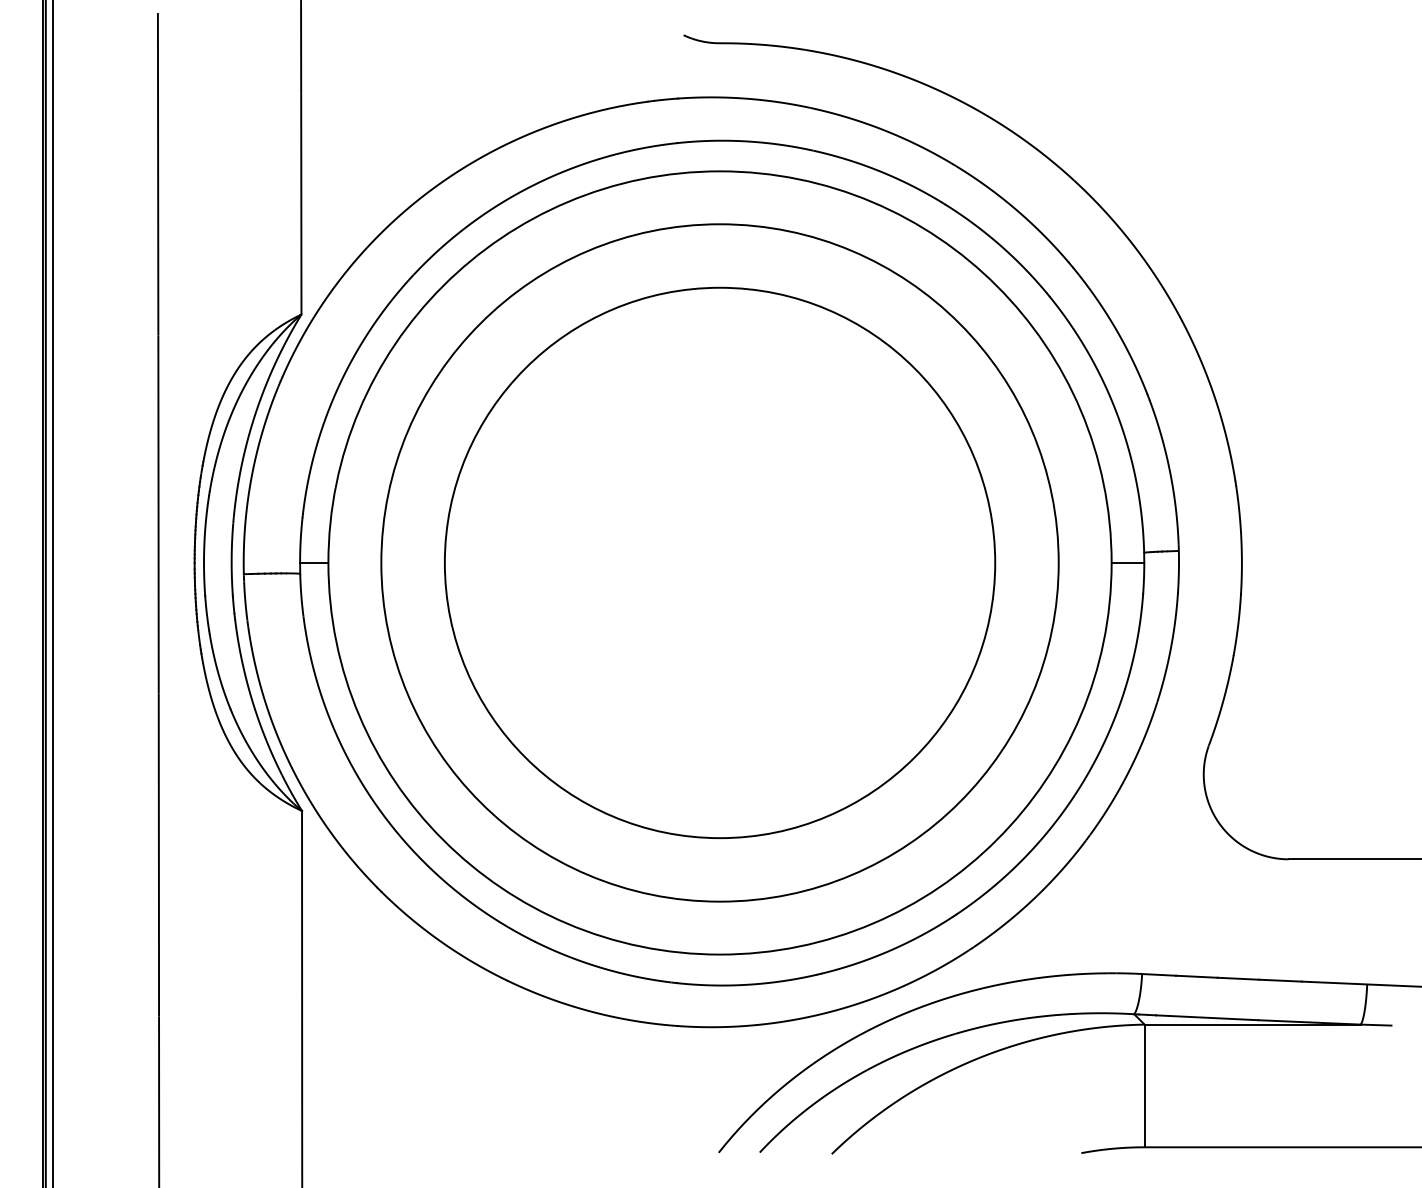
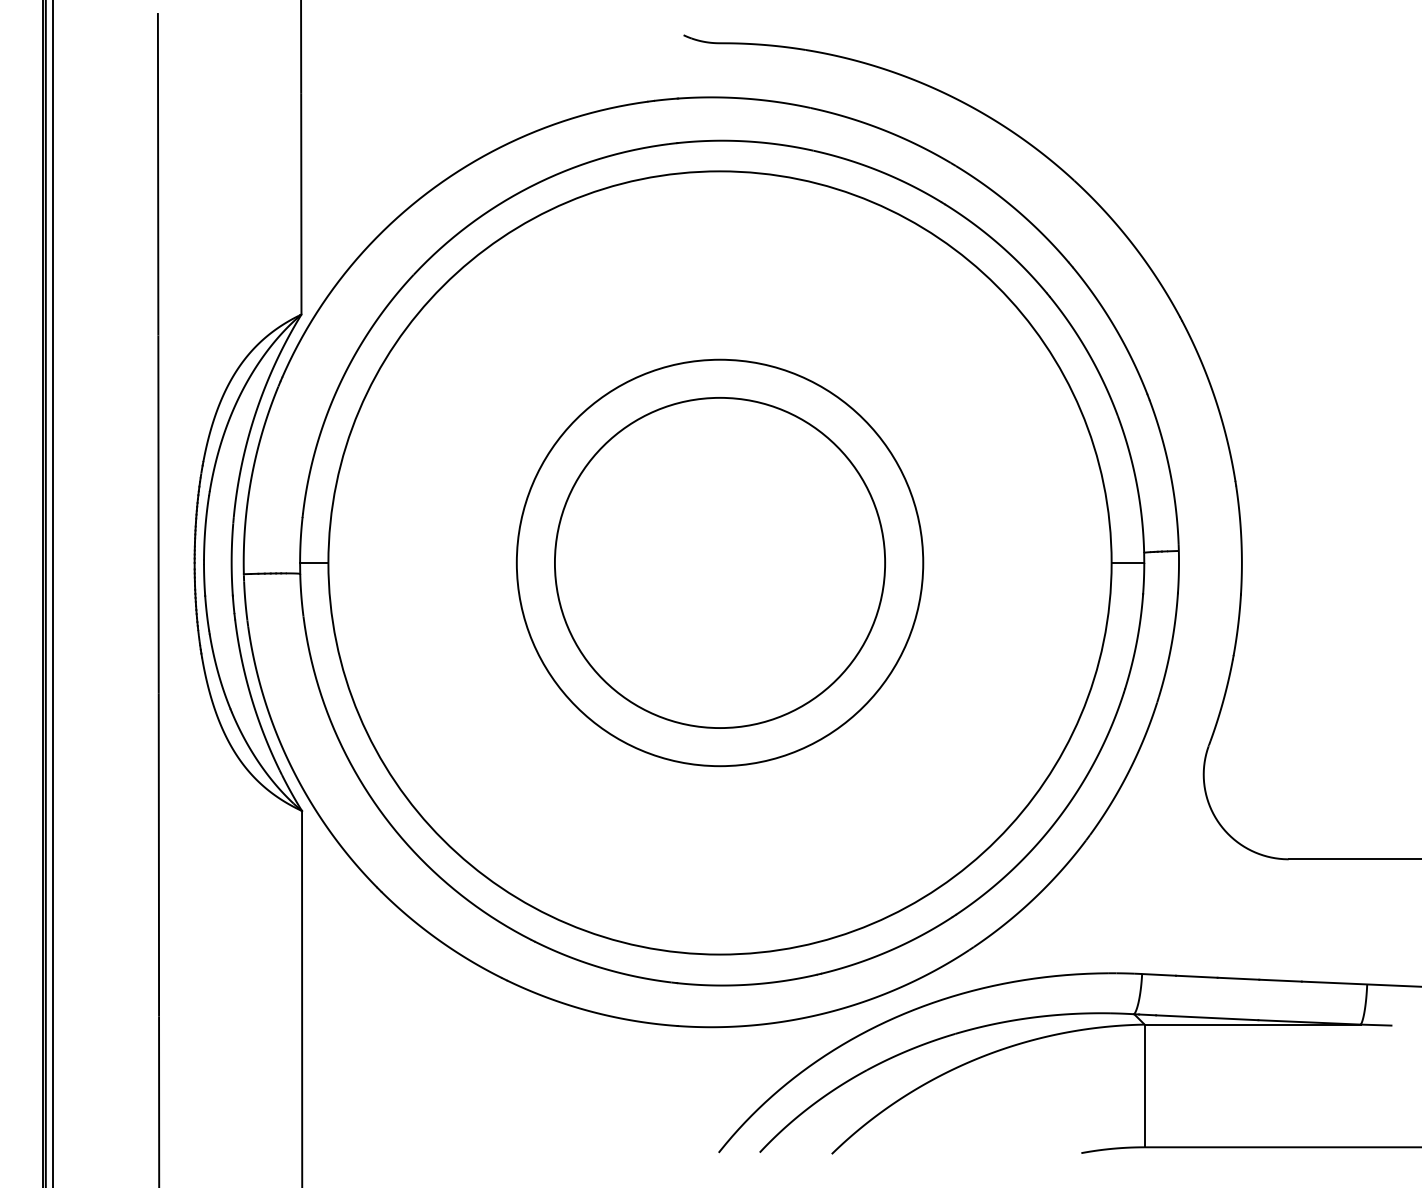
circle diameter: 550 px -> 330 px (719, 562)
circle diameter: 677 px -> 406 px (719, 562)
